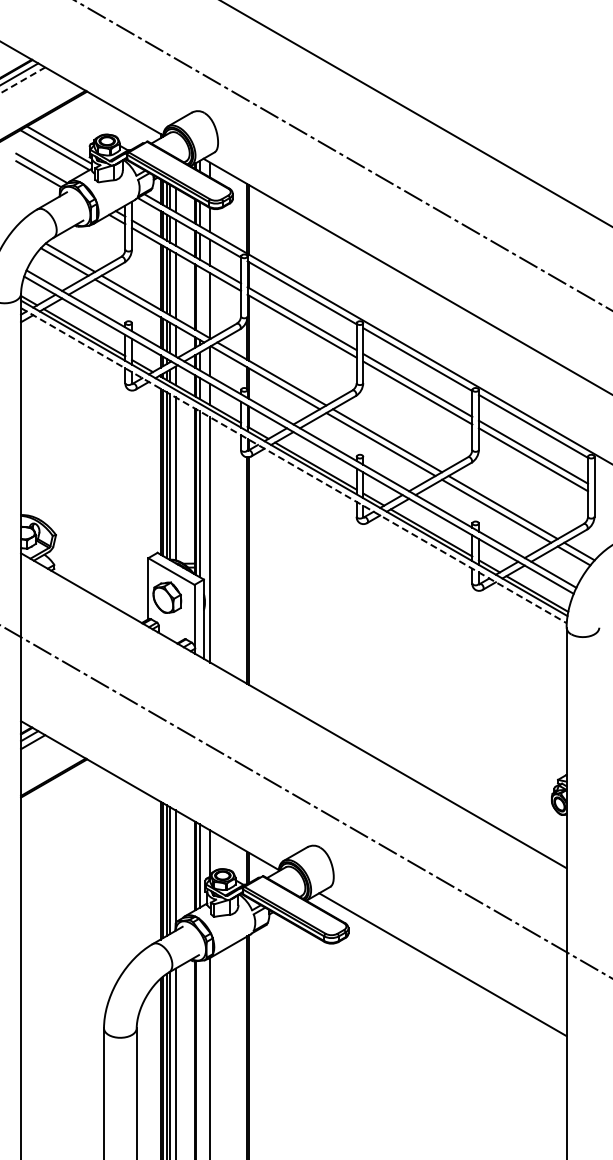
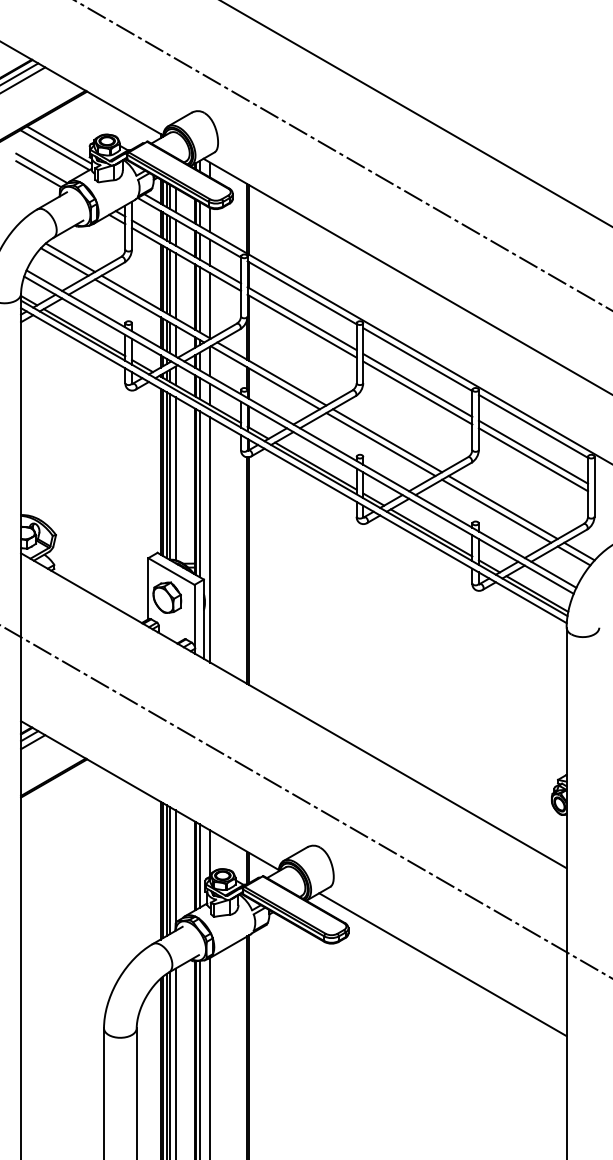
line: dashed -> solid (22, 80)
line: none -> present (199, 299)
line: dashed -> solid (294, 465)
line: none -> present (199, 1058)
